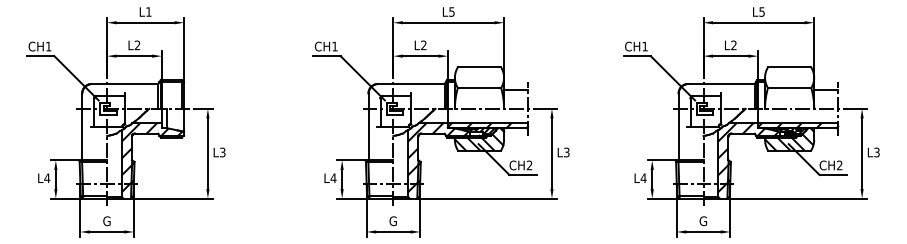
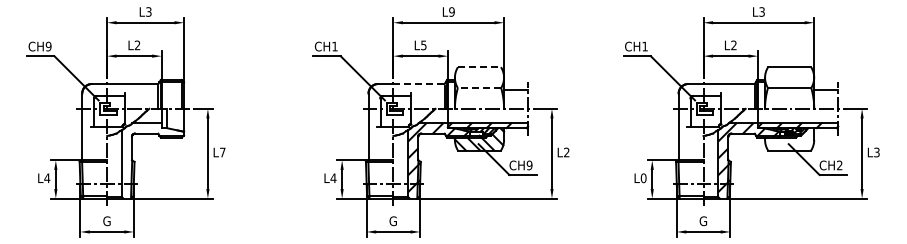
text: L1 -> L3 (148, 11)
text: L5 -> L9 (451, 11)
text: L5 -> L3 (761, 11)
text: L2 -> L5 (423, 45)
text: CH1 -> CH9 (48, 46)
line: solid -> dashed (480, 67)
line: solid -> dashed (419, 84)
line: solid -> dashed (479, 88)
hatch: present -> none (789, 139)
text: L3 -> L7 (222, 152)
text: L3 -> L2 (566, 152)
hatch: present -> none (151, 157)
text: CH2 -> CH9 (529, 165)
text: L4 -> L0 (643, 178)
